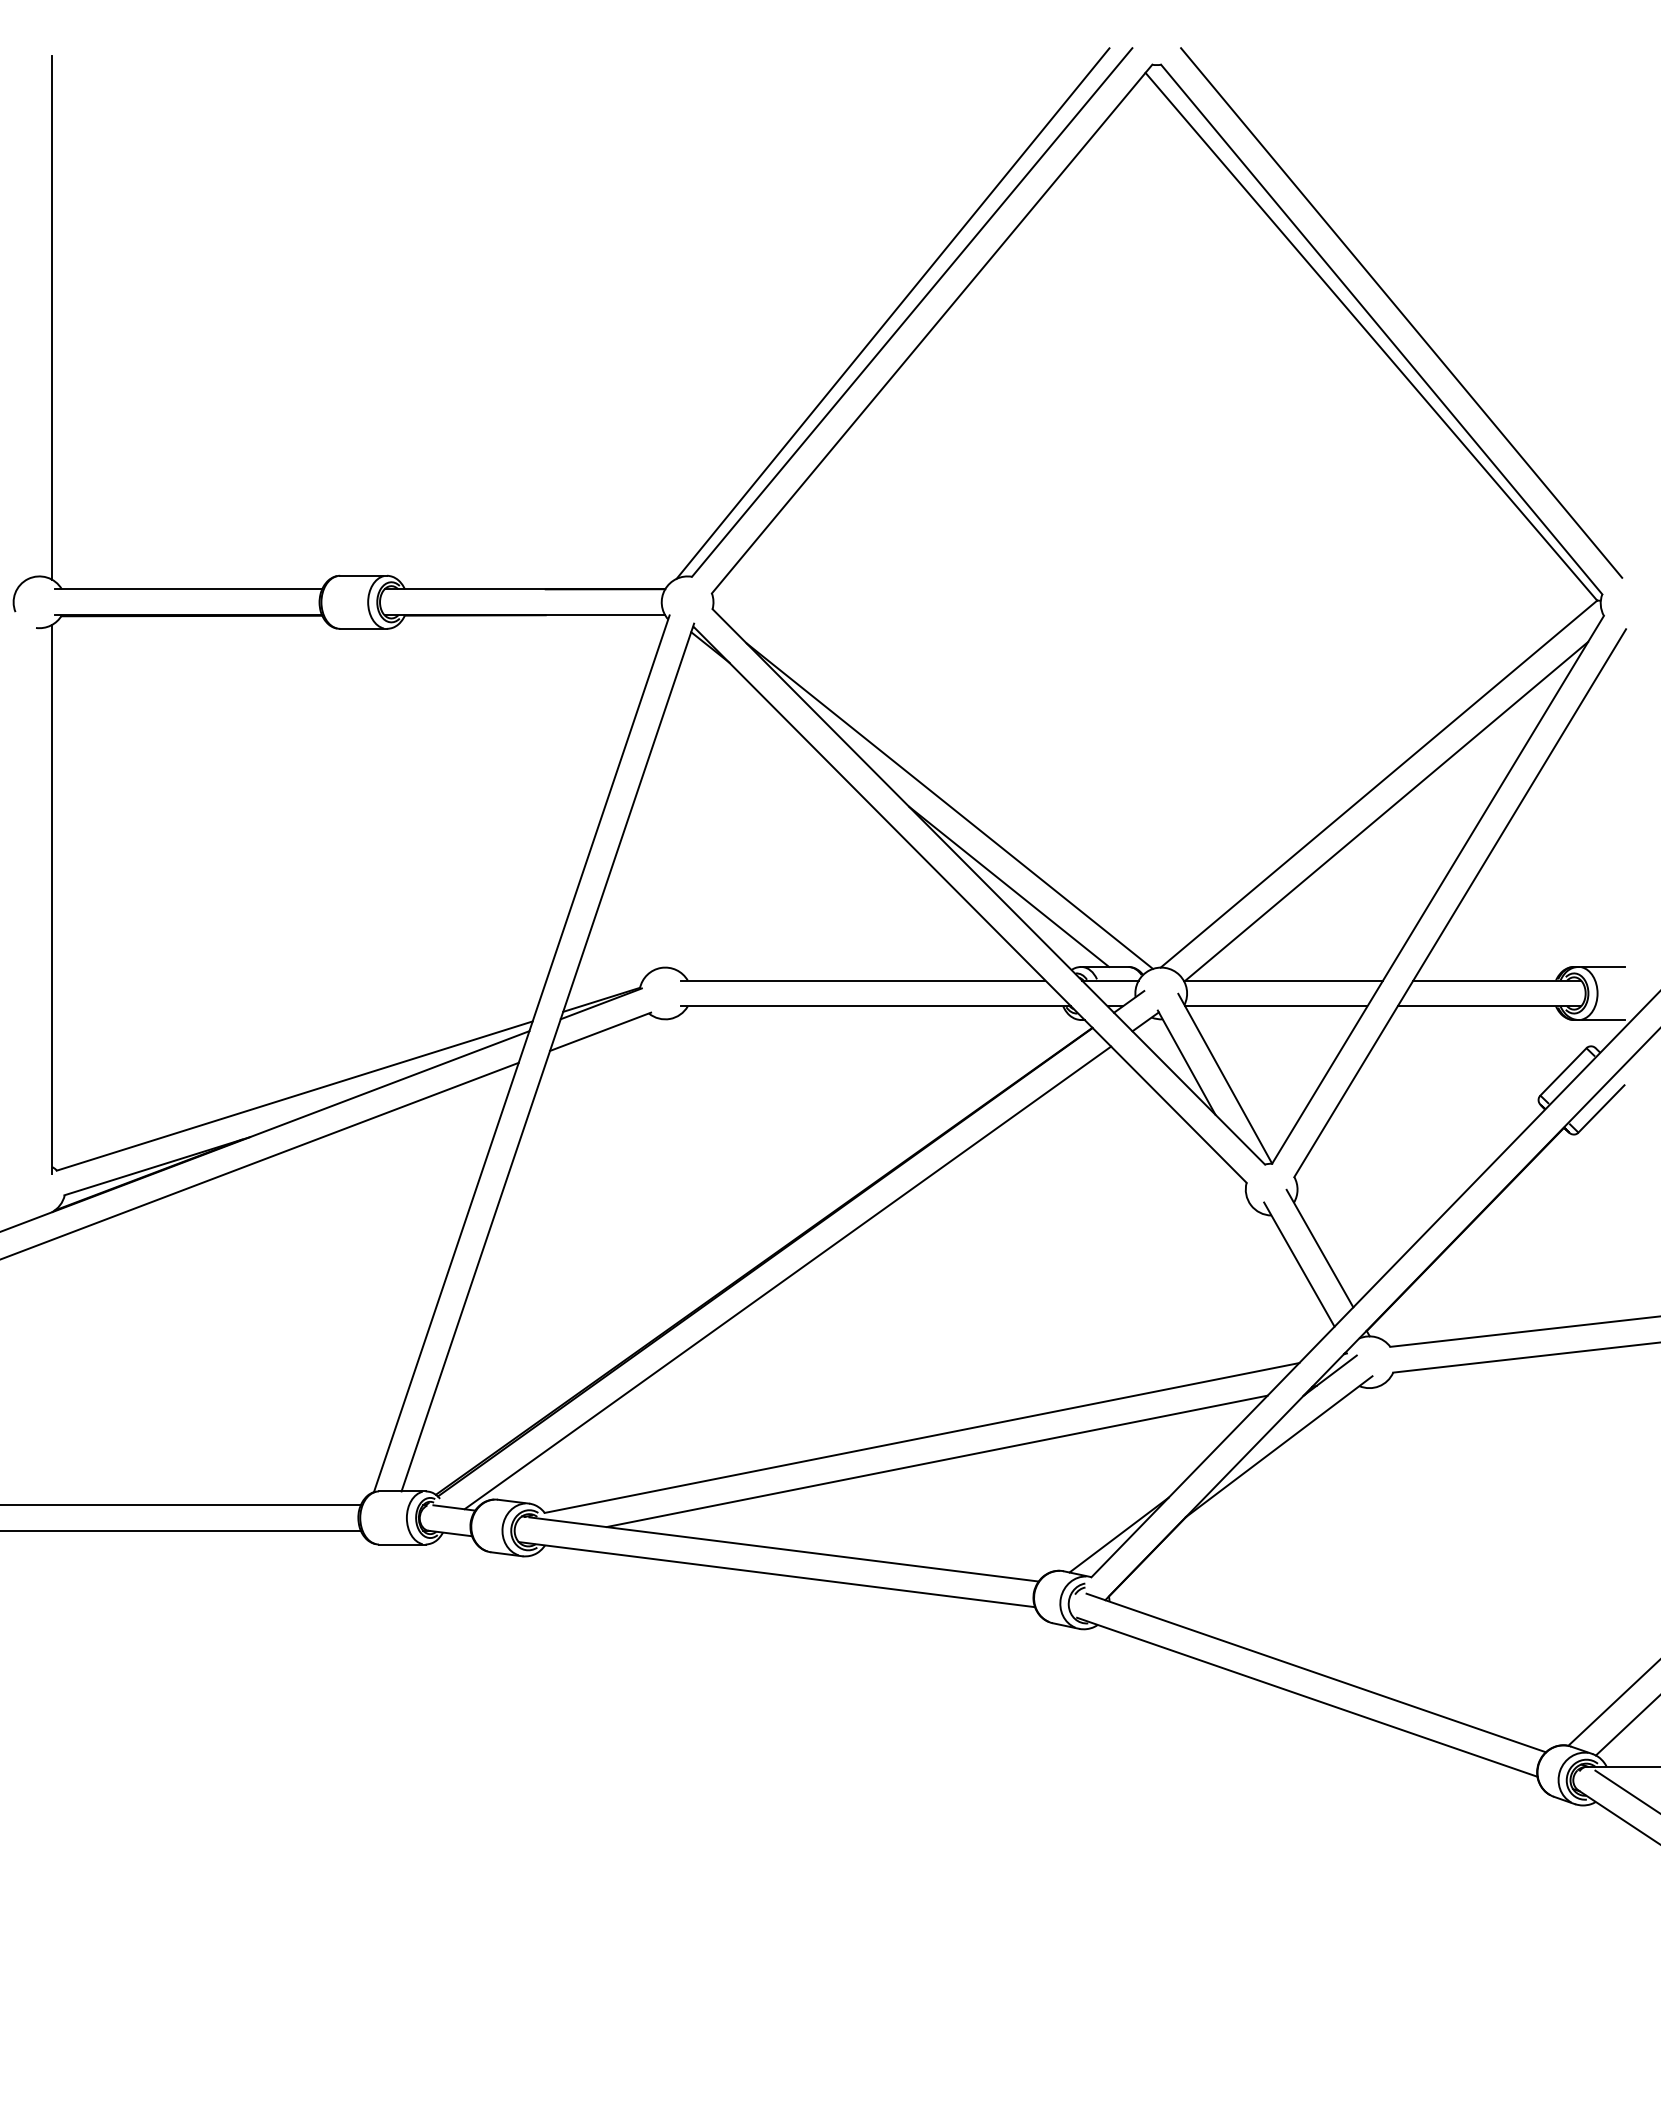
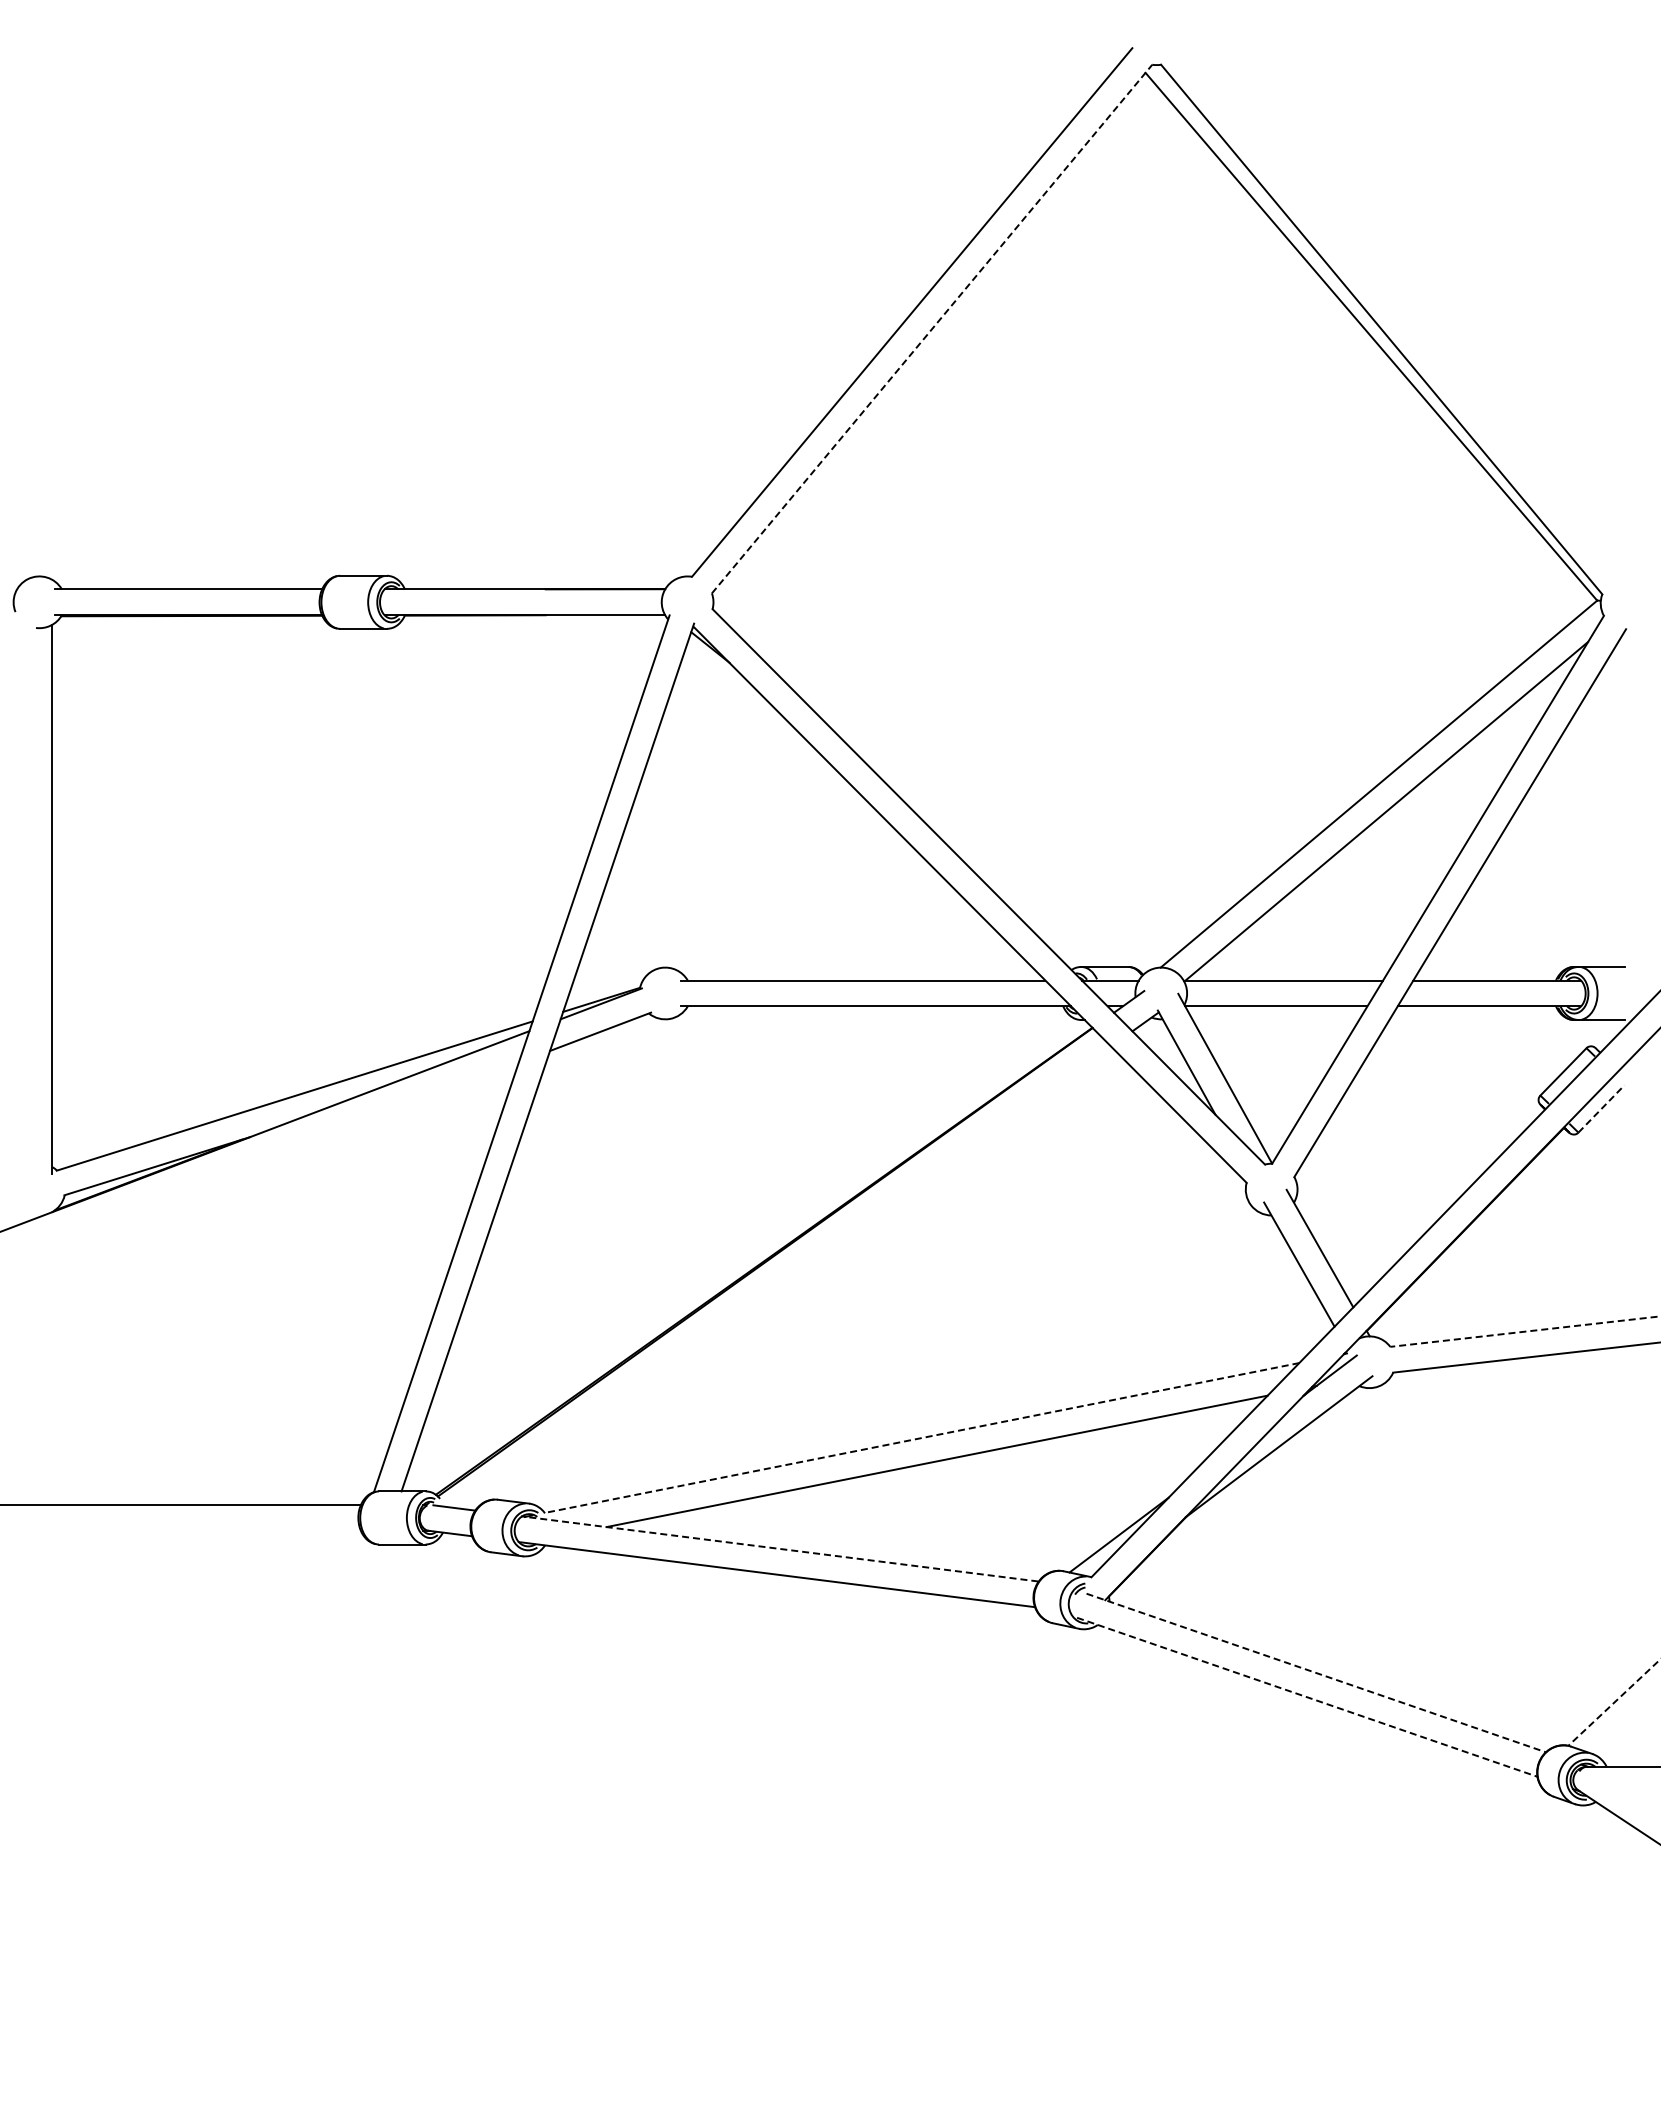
line: present -> none (1401, 312)
line: present -> none (892, 313)
line: present -> none (52, 317)
line: solid -> dashed (932, 328)
line: present -> none (949, 805)
line: present -> none (1009, 886)
line: solid -> dashed (1601, 1108)
line: present -> none (260, 1160)
line: present -> none (787, 1277)
line: solid -> dashed (1525, 1331)
line: solid -> dashed (922, 1438)
line: present -> none (181, 1530)
line: solid -> dashed (784, 1549)
line: solid -> dashed (1316, 1673)
line: solid -> dashed (1307, 1697)
line: solid -> dashed (1614, 1702)
line: present -> none (1626, 1726)
line: present -> none (1626, 1791)
